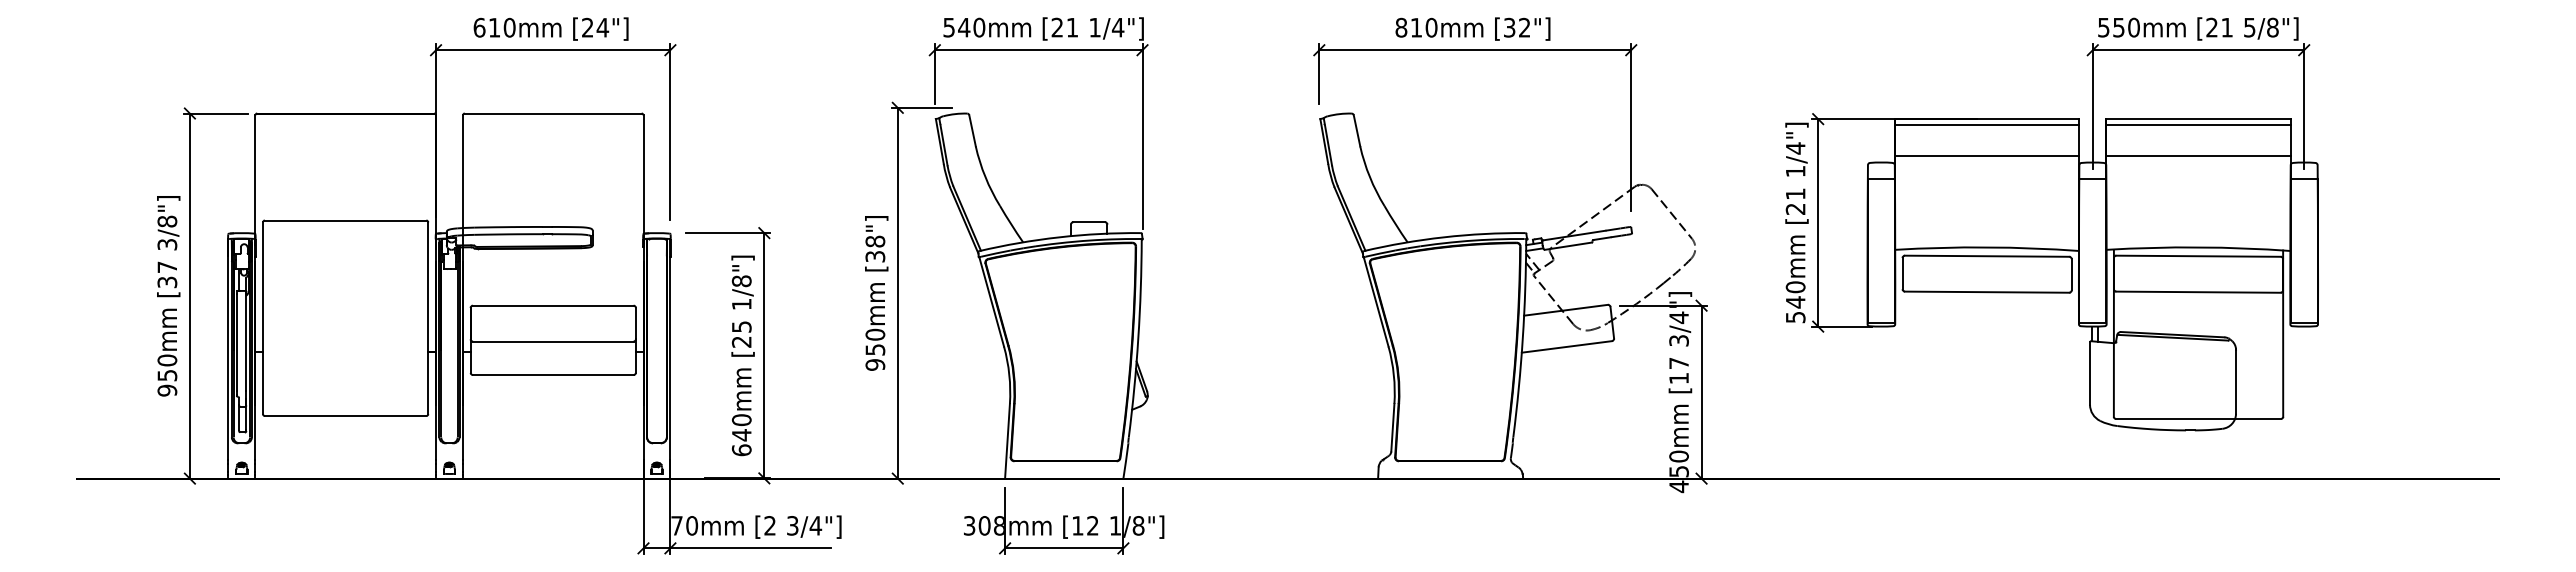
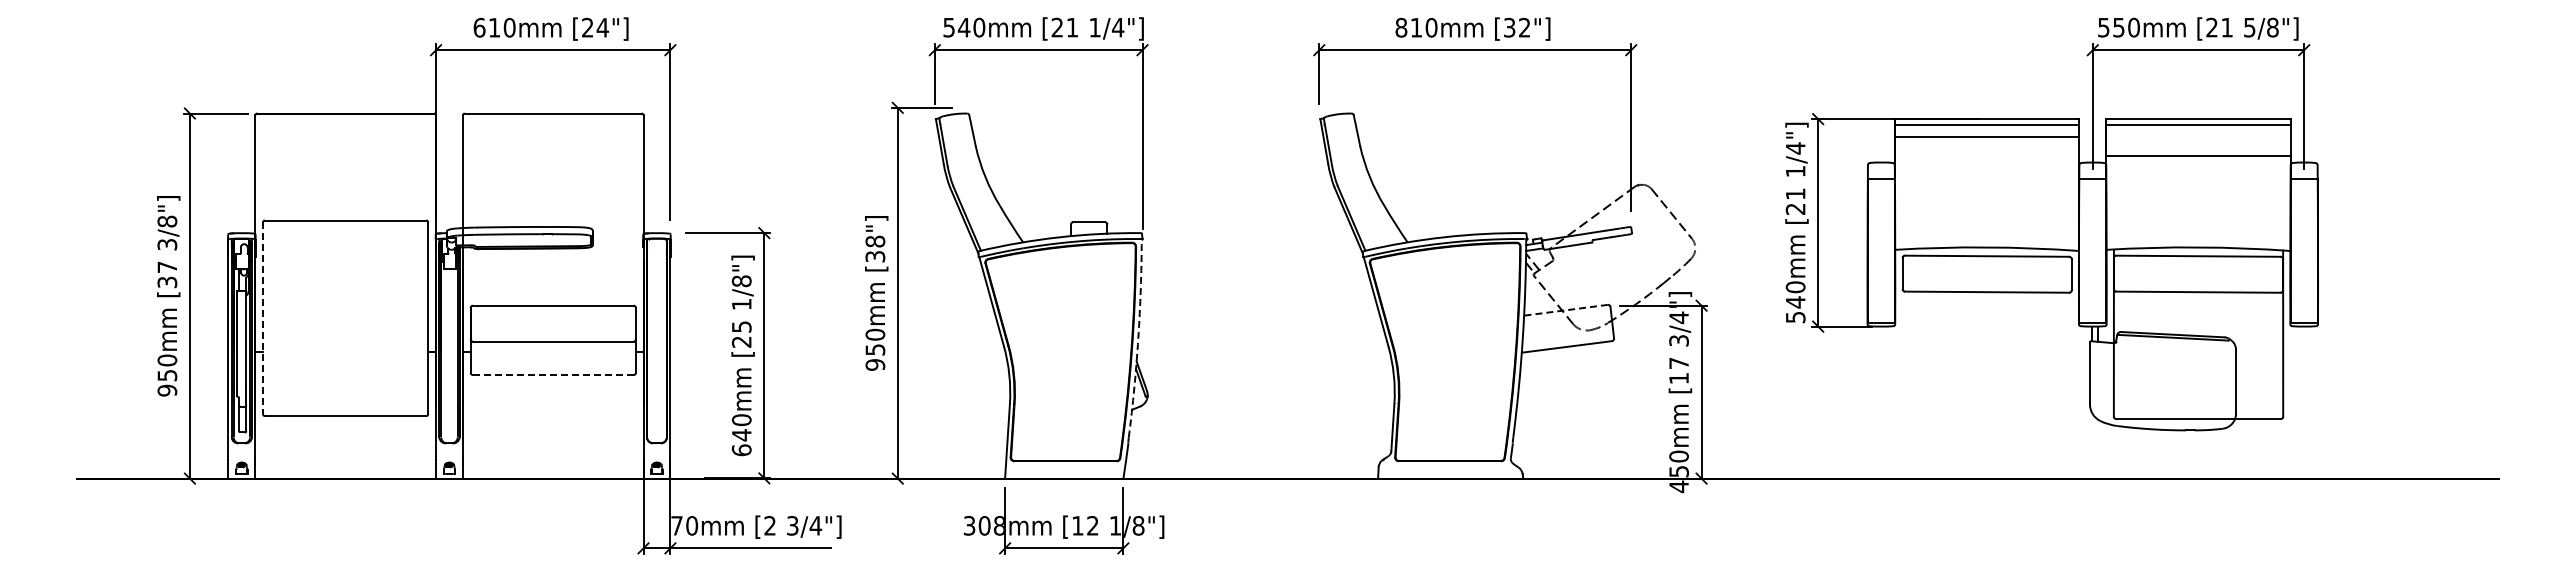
line position: (1986, 155) -> (1986, 136) (1986, 136)
line: solid -> dashed (1565, 310)
line: solid -> dashed (263, 318)
arc: solid -> dashed (1138, 338)
line: solid -> dashed (552, 375)
